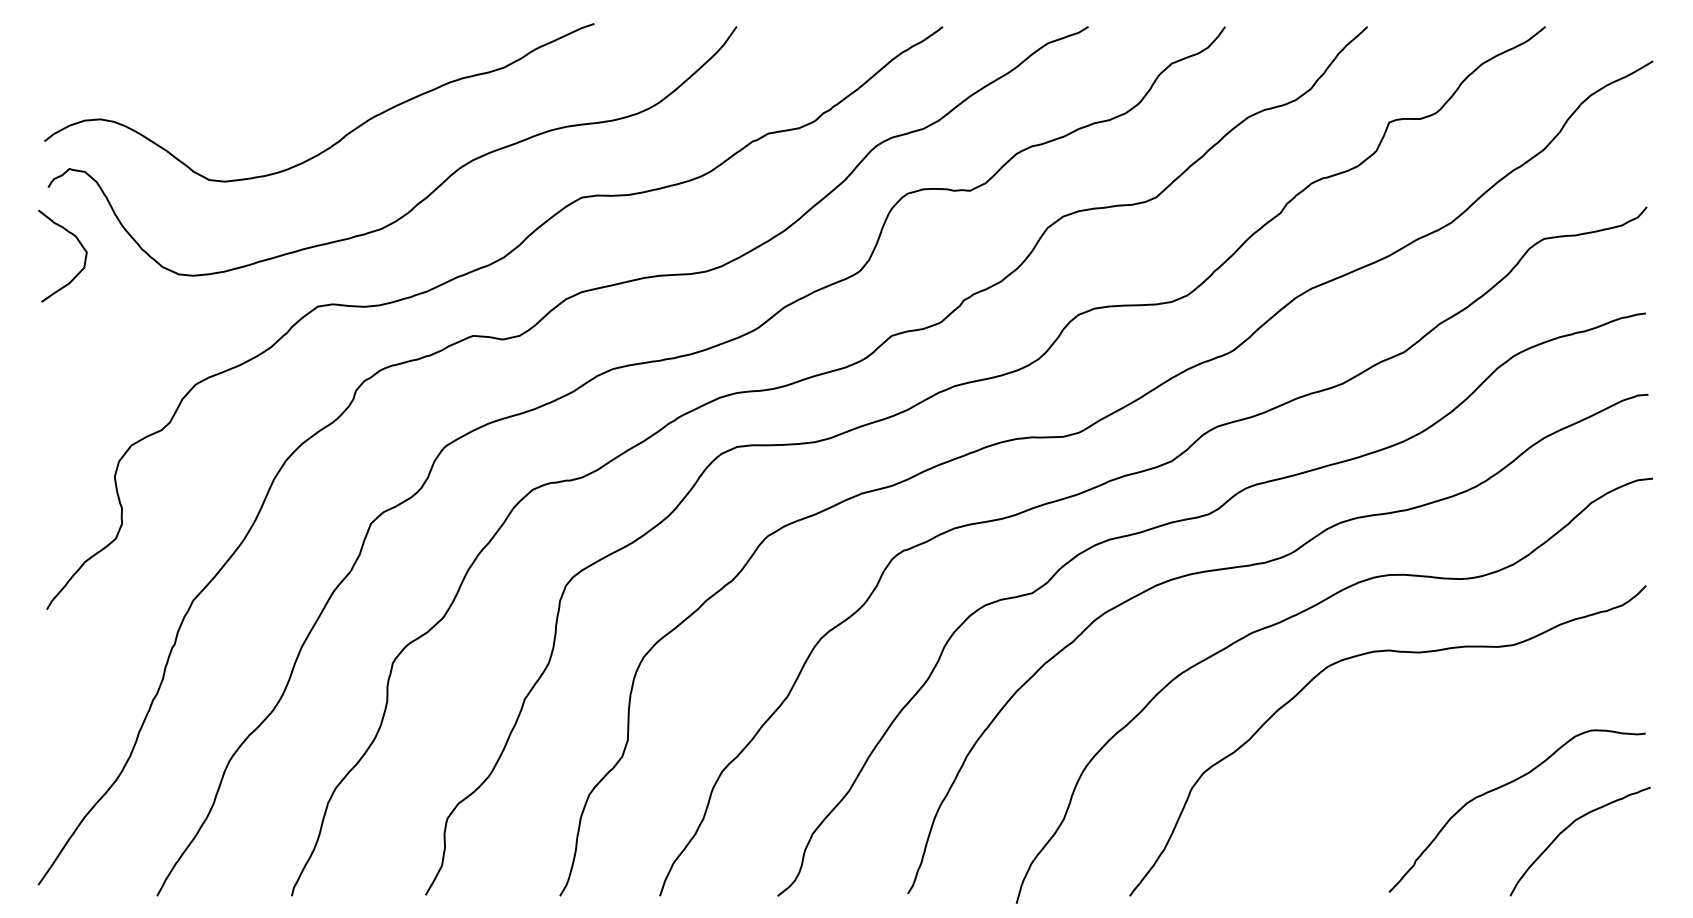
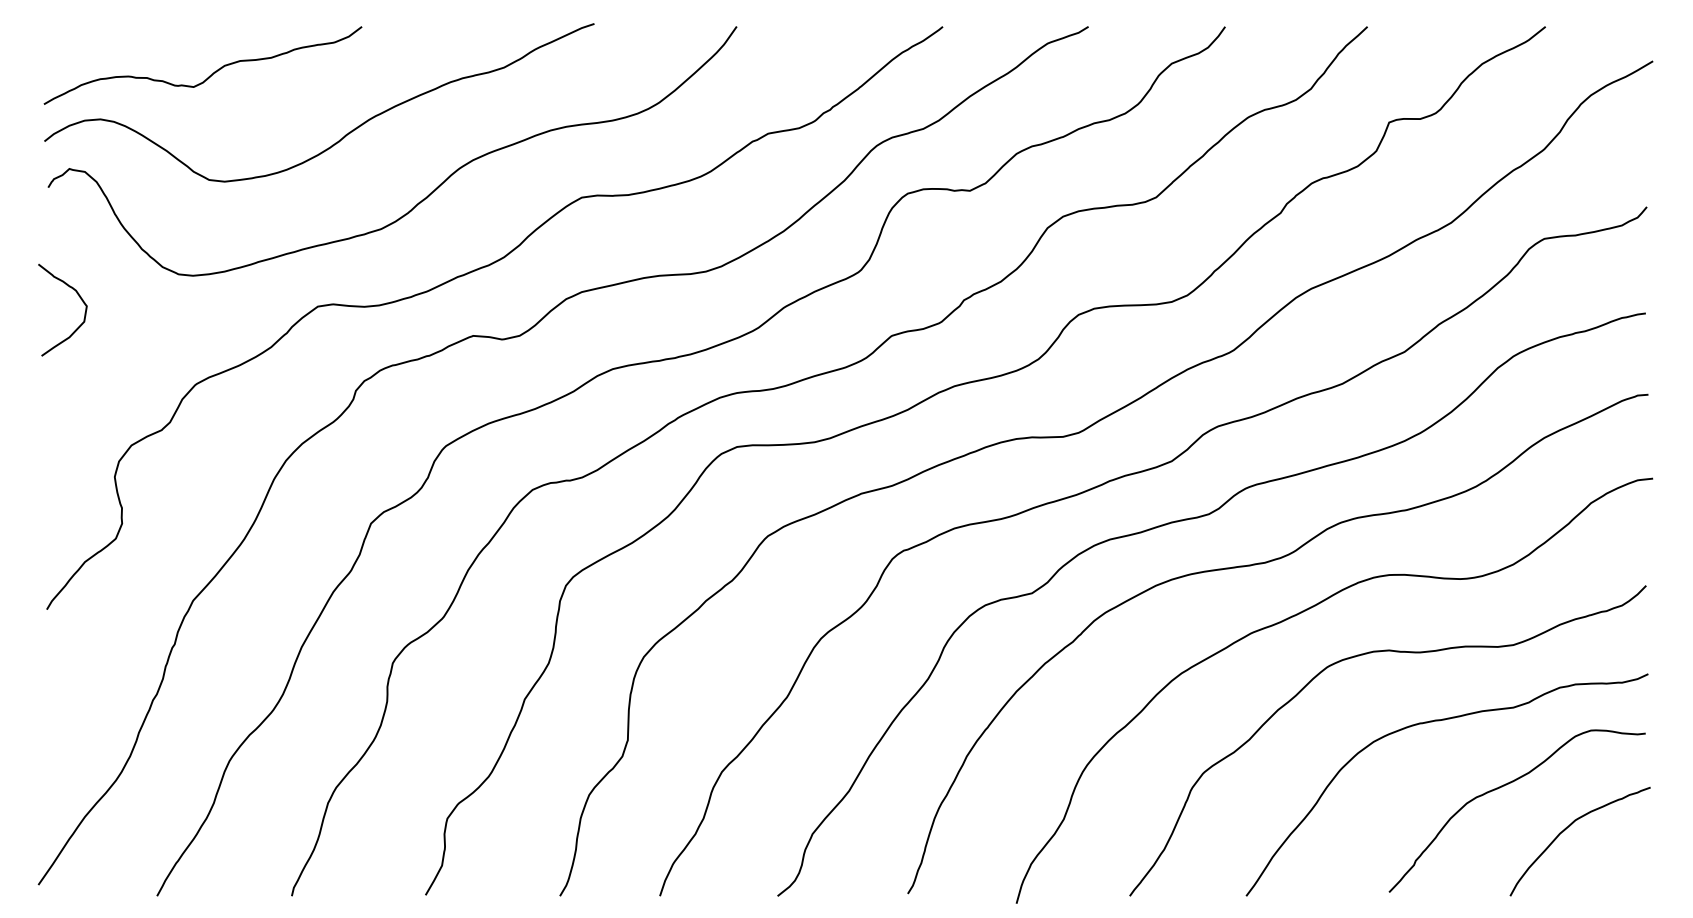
curve: none -> present (209, 75)
curve position: (80, 245) -> (80, 299) (80, 299)
curve: none -> present (1439, 721)
